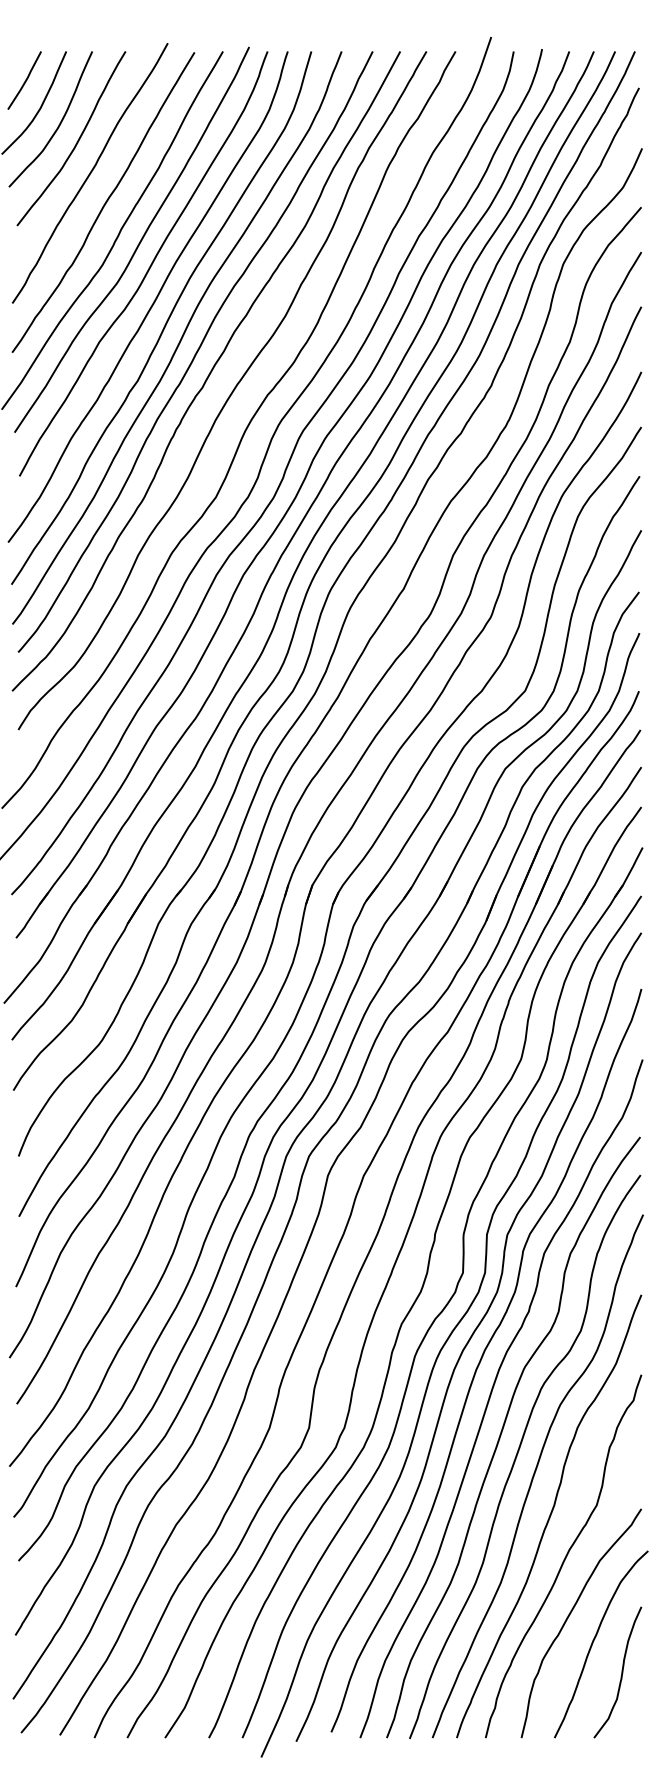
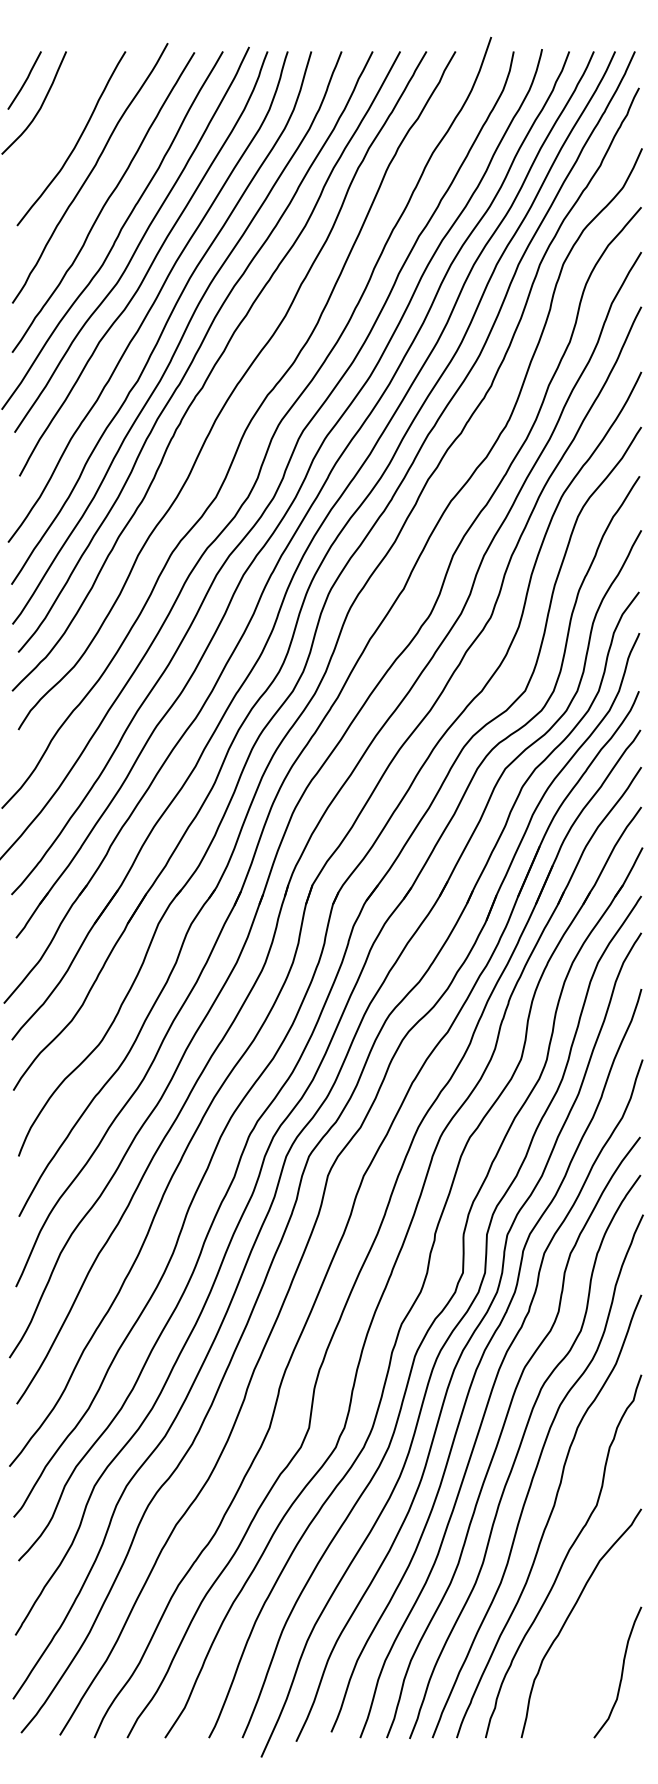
curve: present -> none (58, 124)
curve: present -> none (594, 1641)
